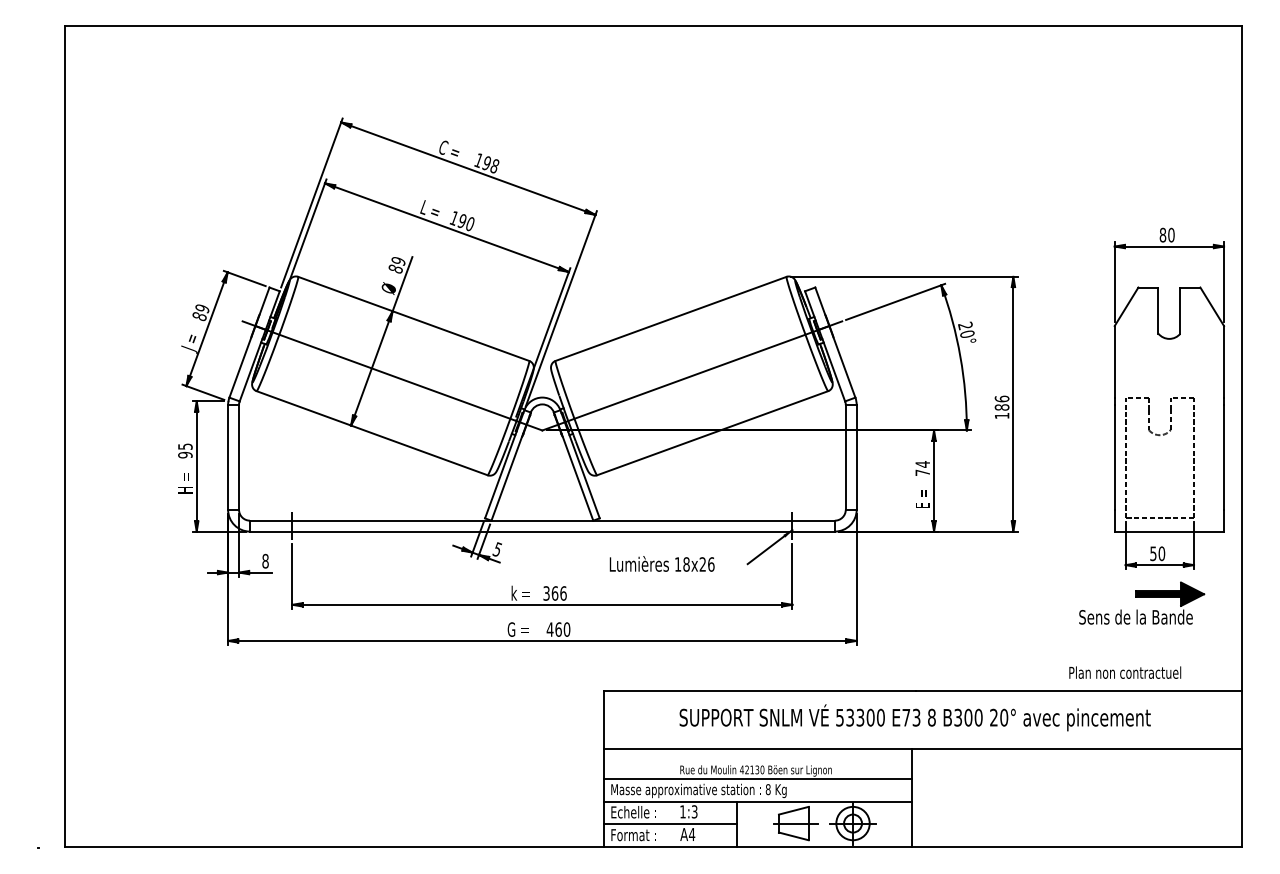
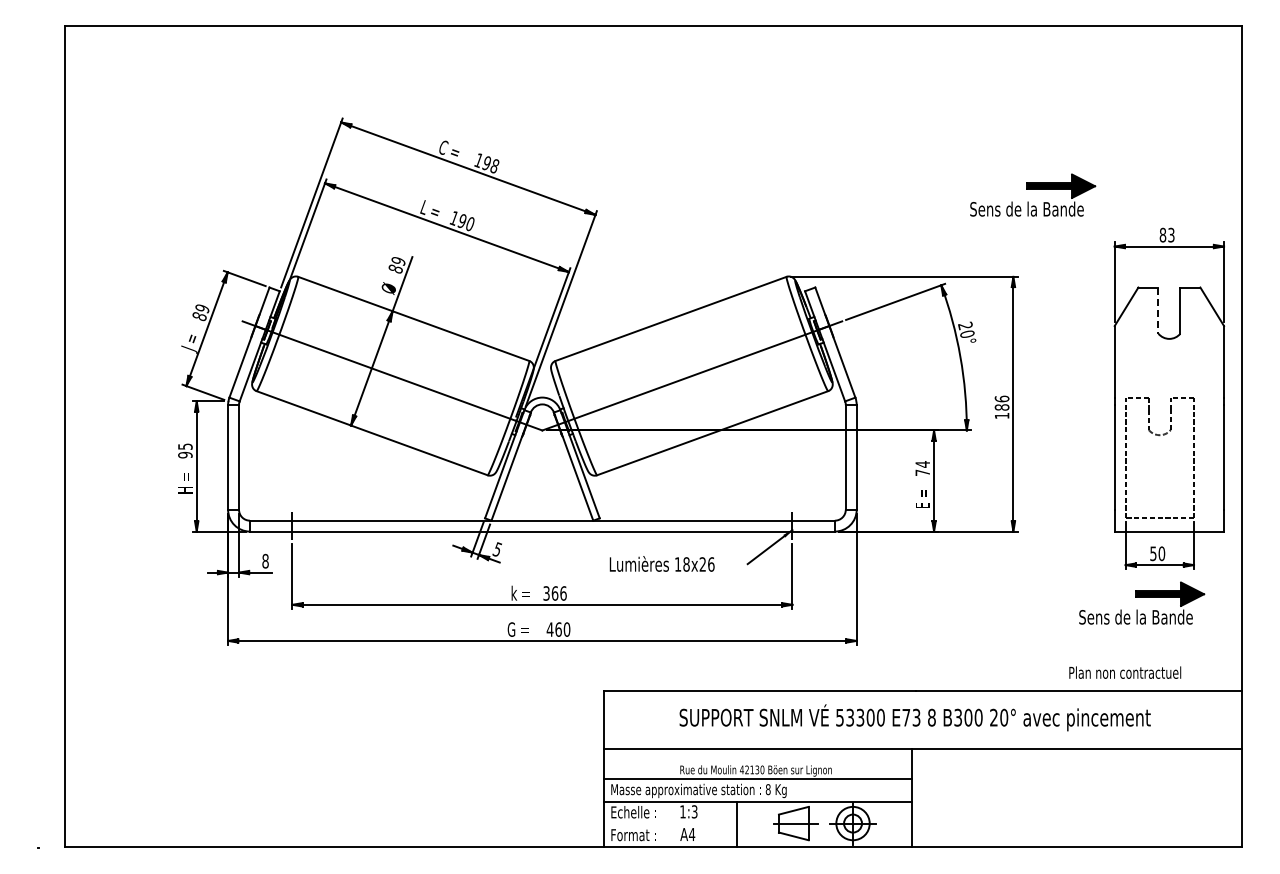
part: none -> present (1033, 194)
text: 80 -> 83 (1171, 234)
line: solid -> dashed (1158, 311)
line: present -> none (670, 824)
